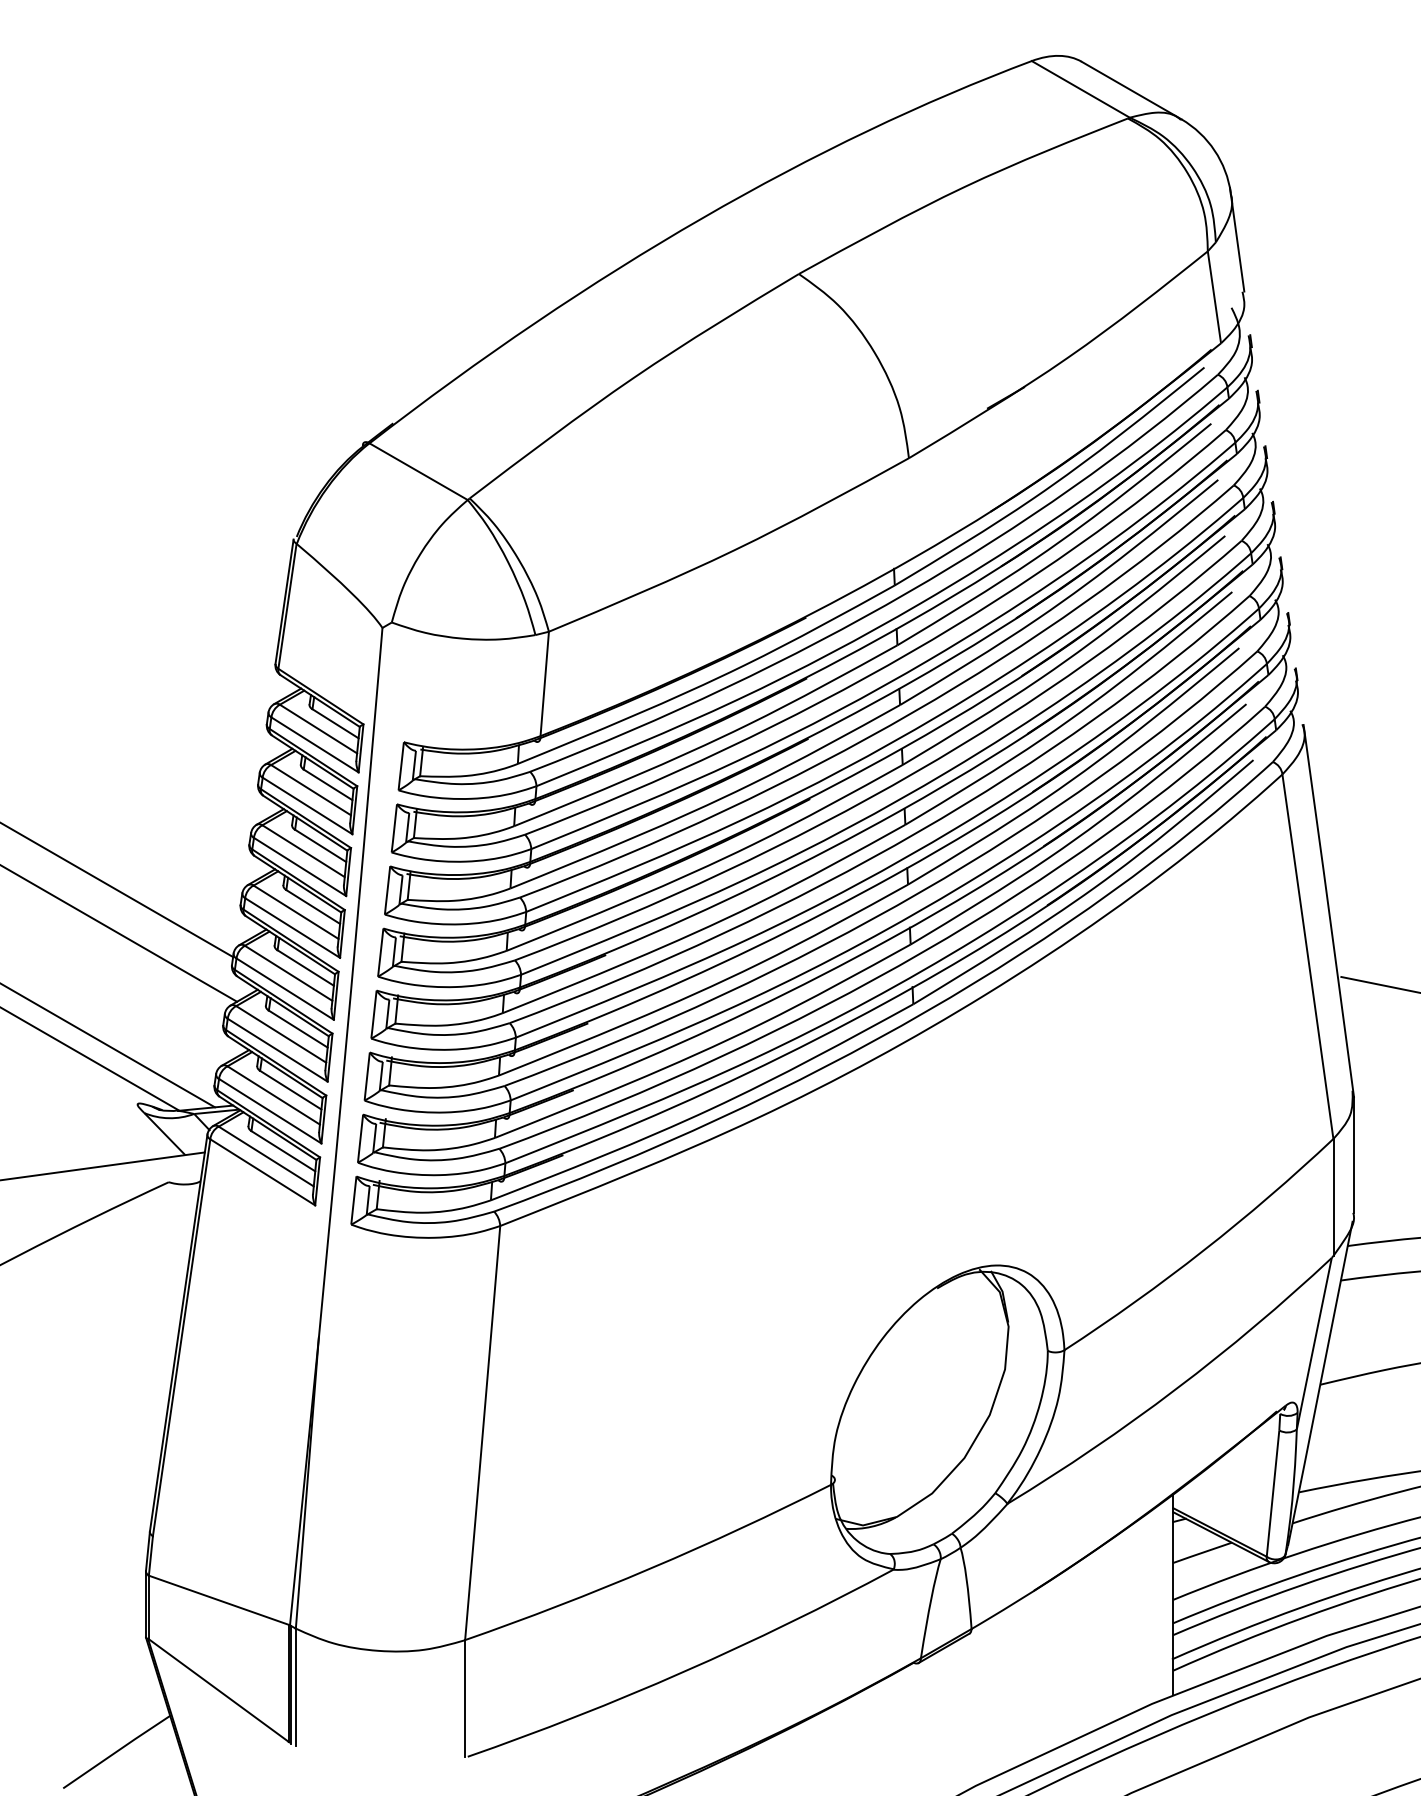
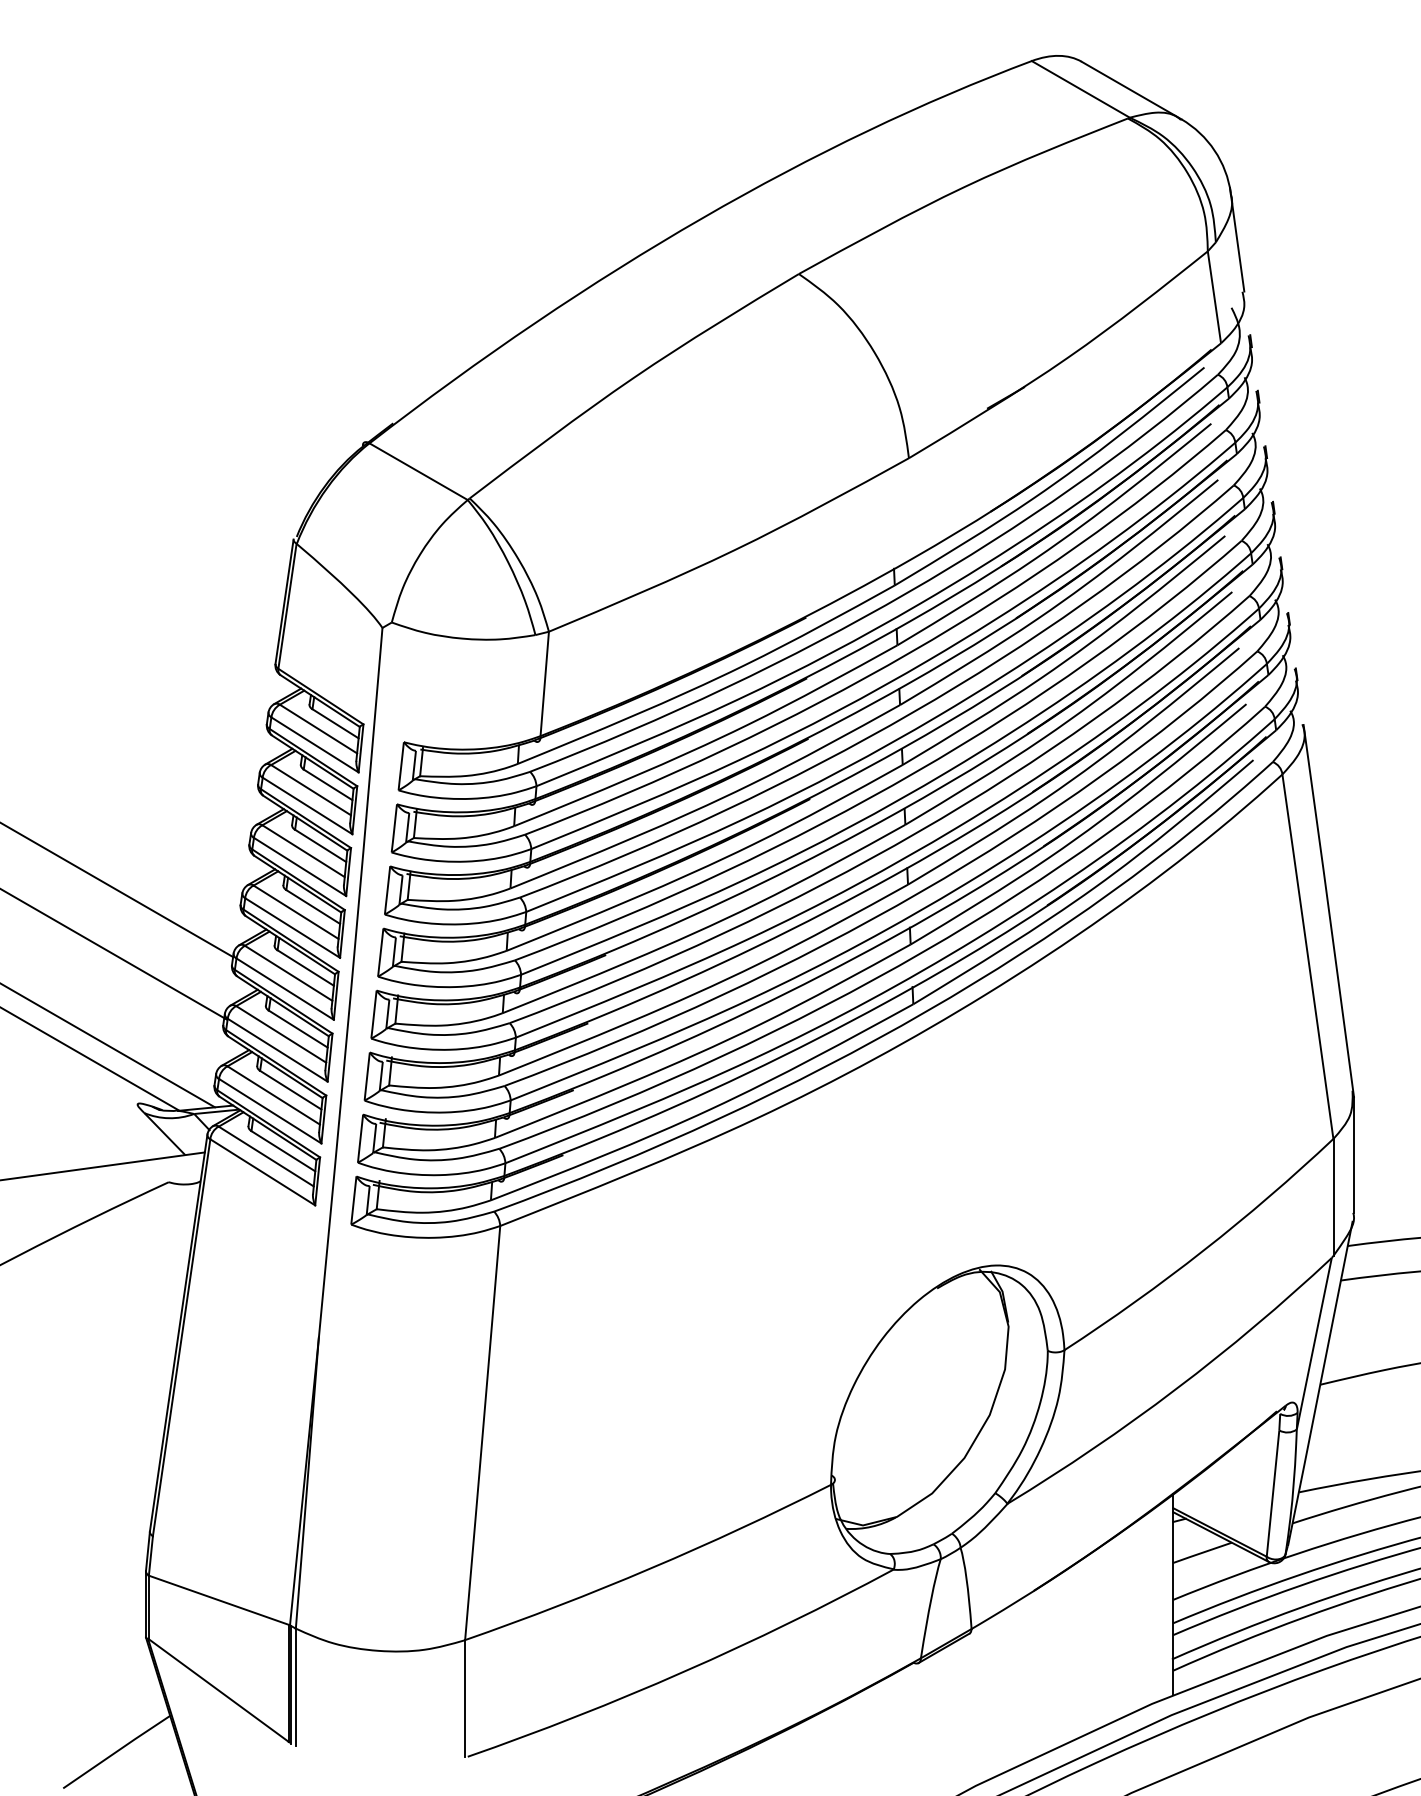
line position: (119, 933) -> (114, 954) (114, 954)
line: present -> none (1379, 984)
